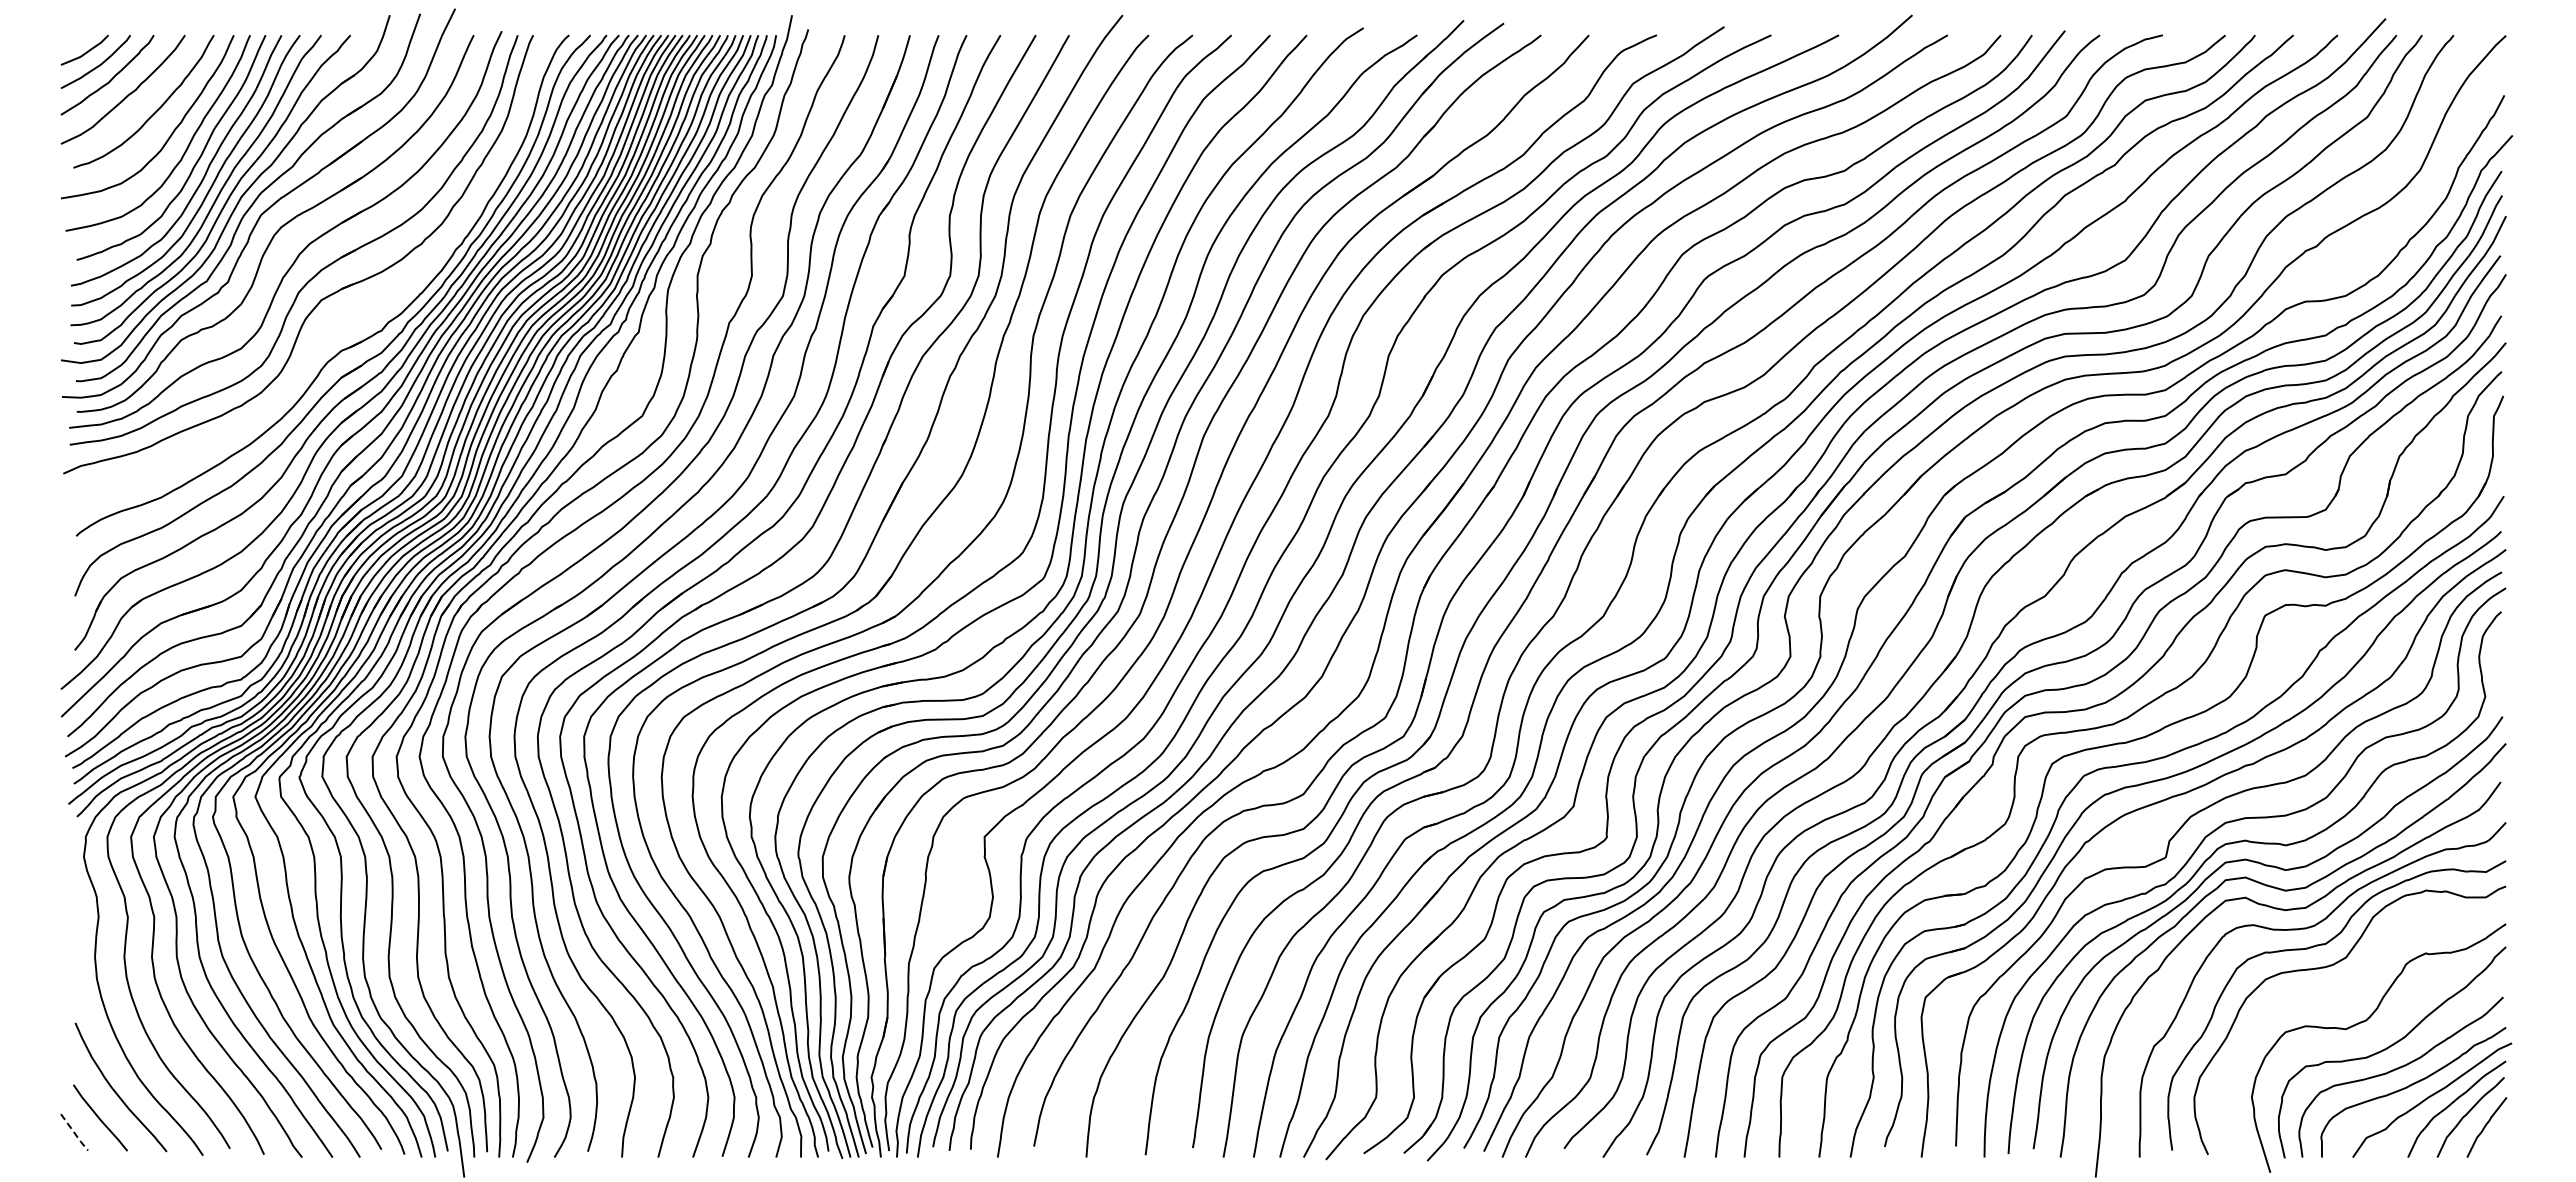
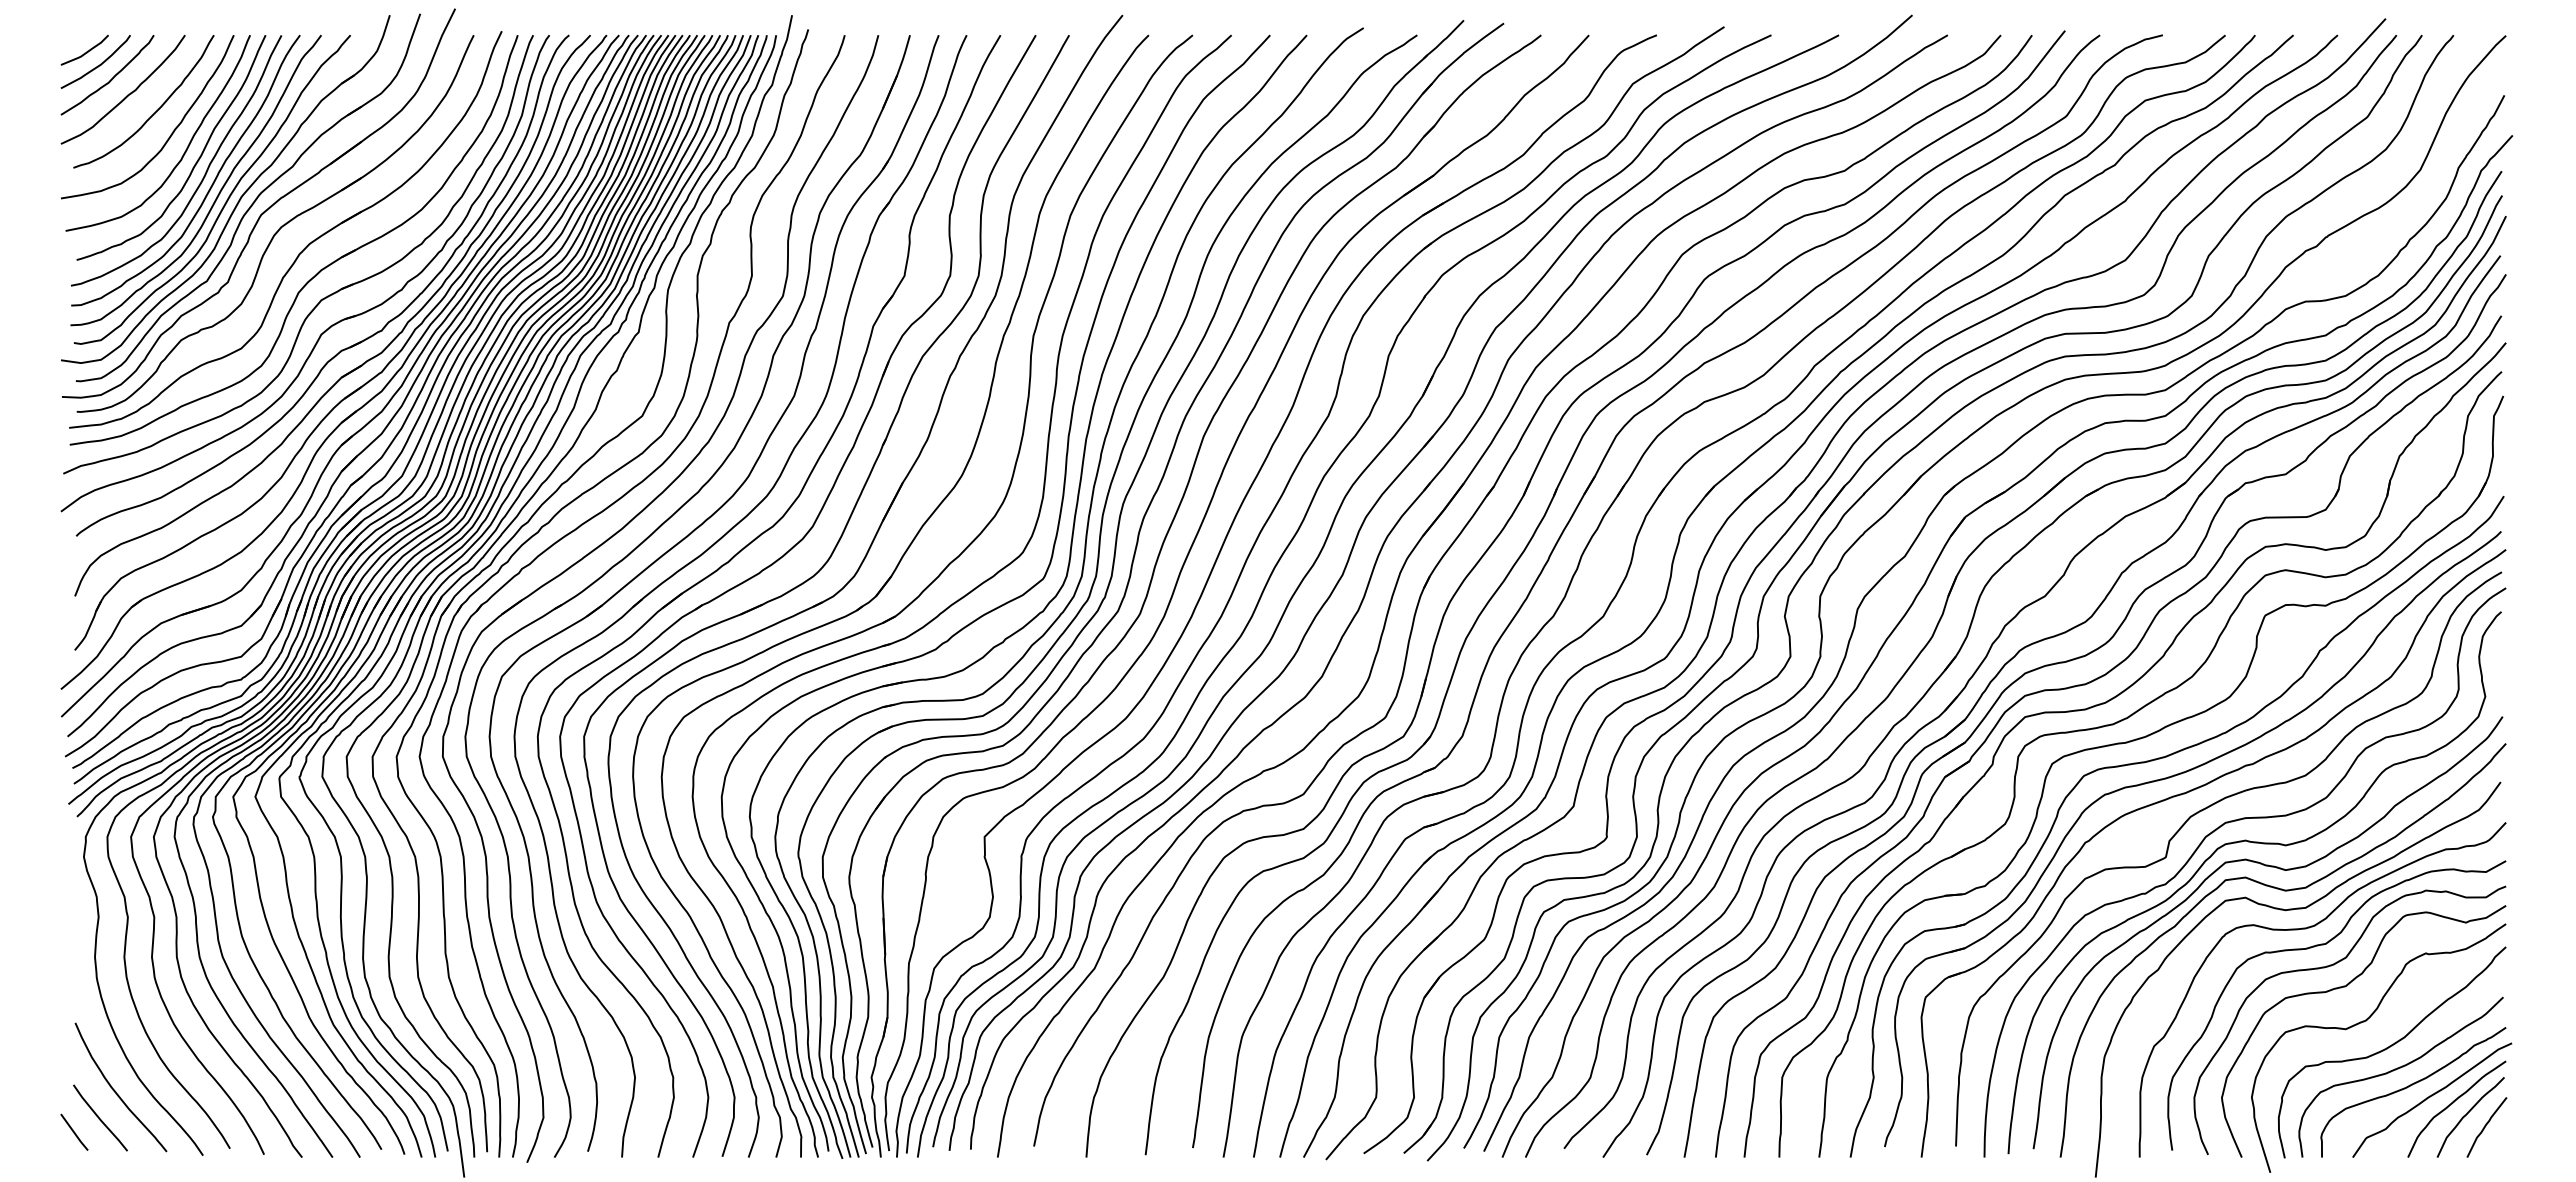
part: none -> present (335, 322)
curve: none -> present (2345, 987)
line: dashed -> solid (74, 1133)
